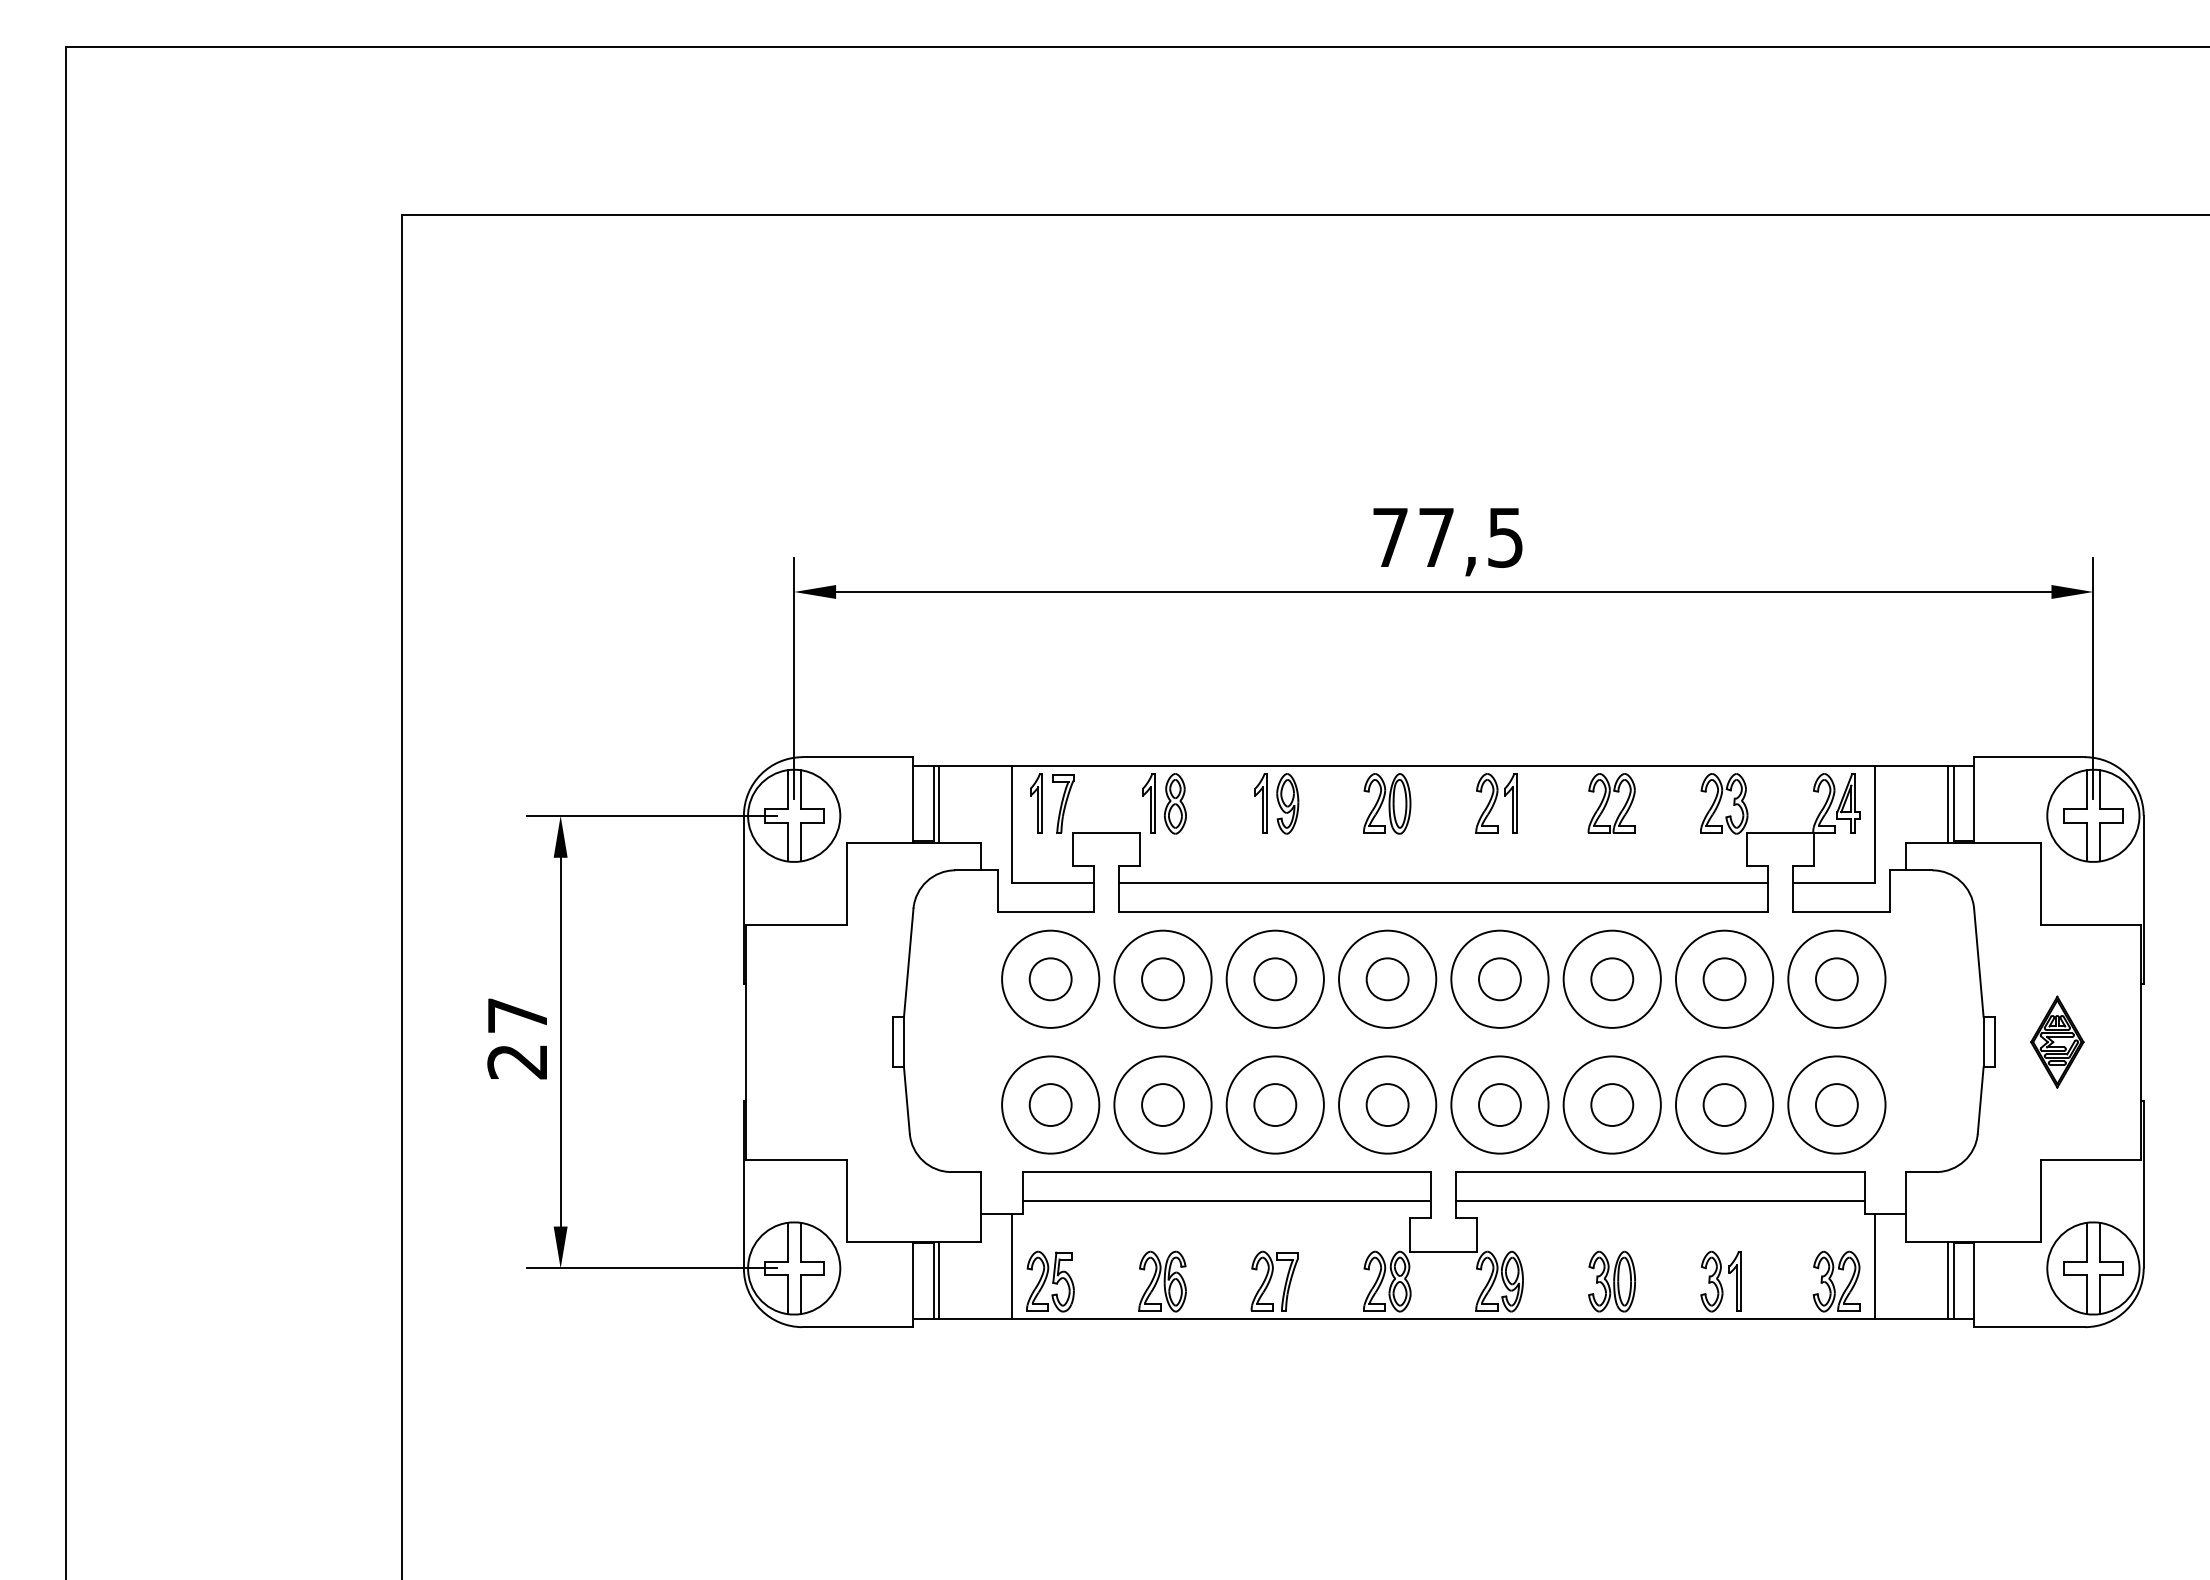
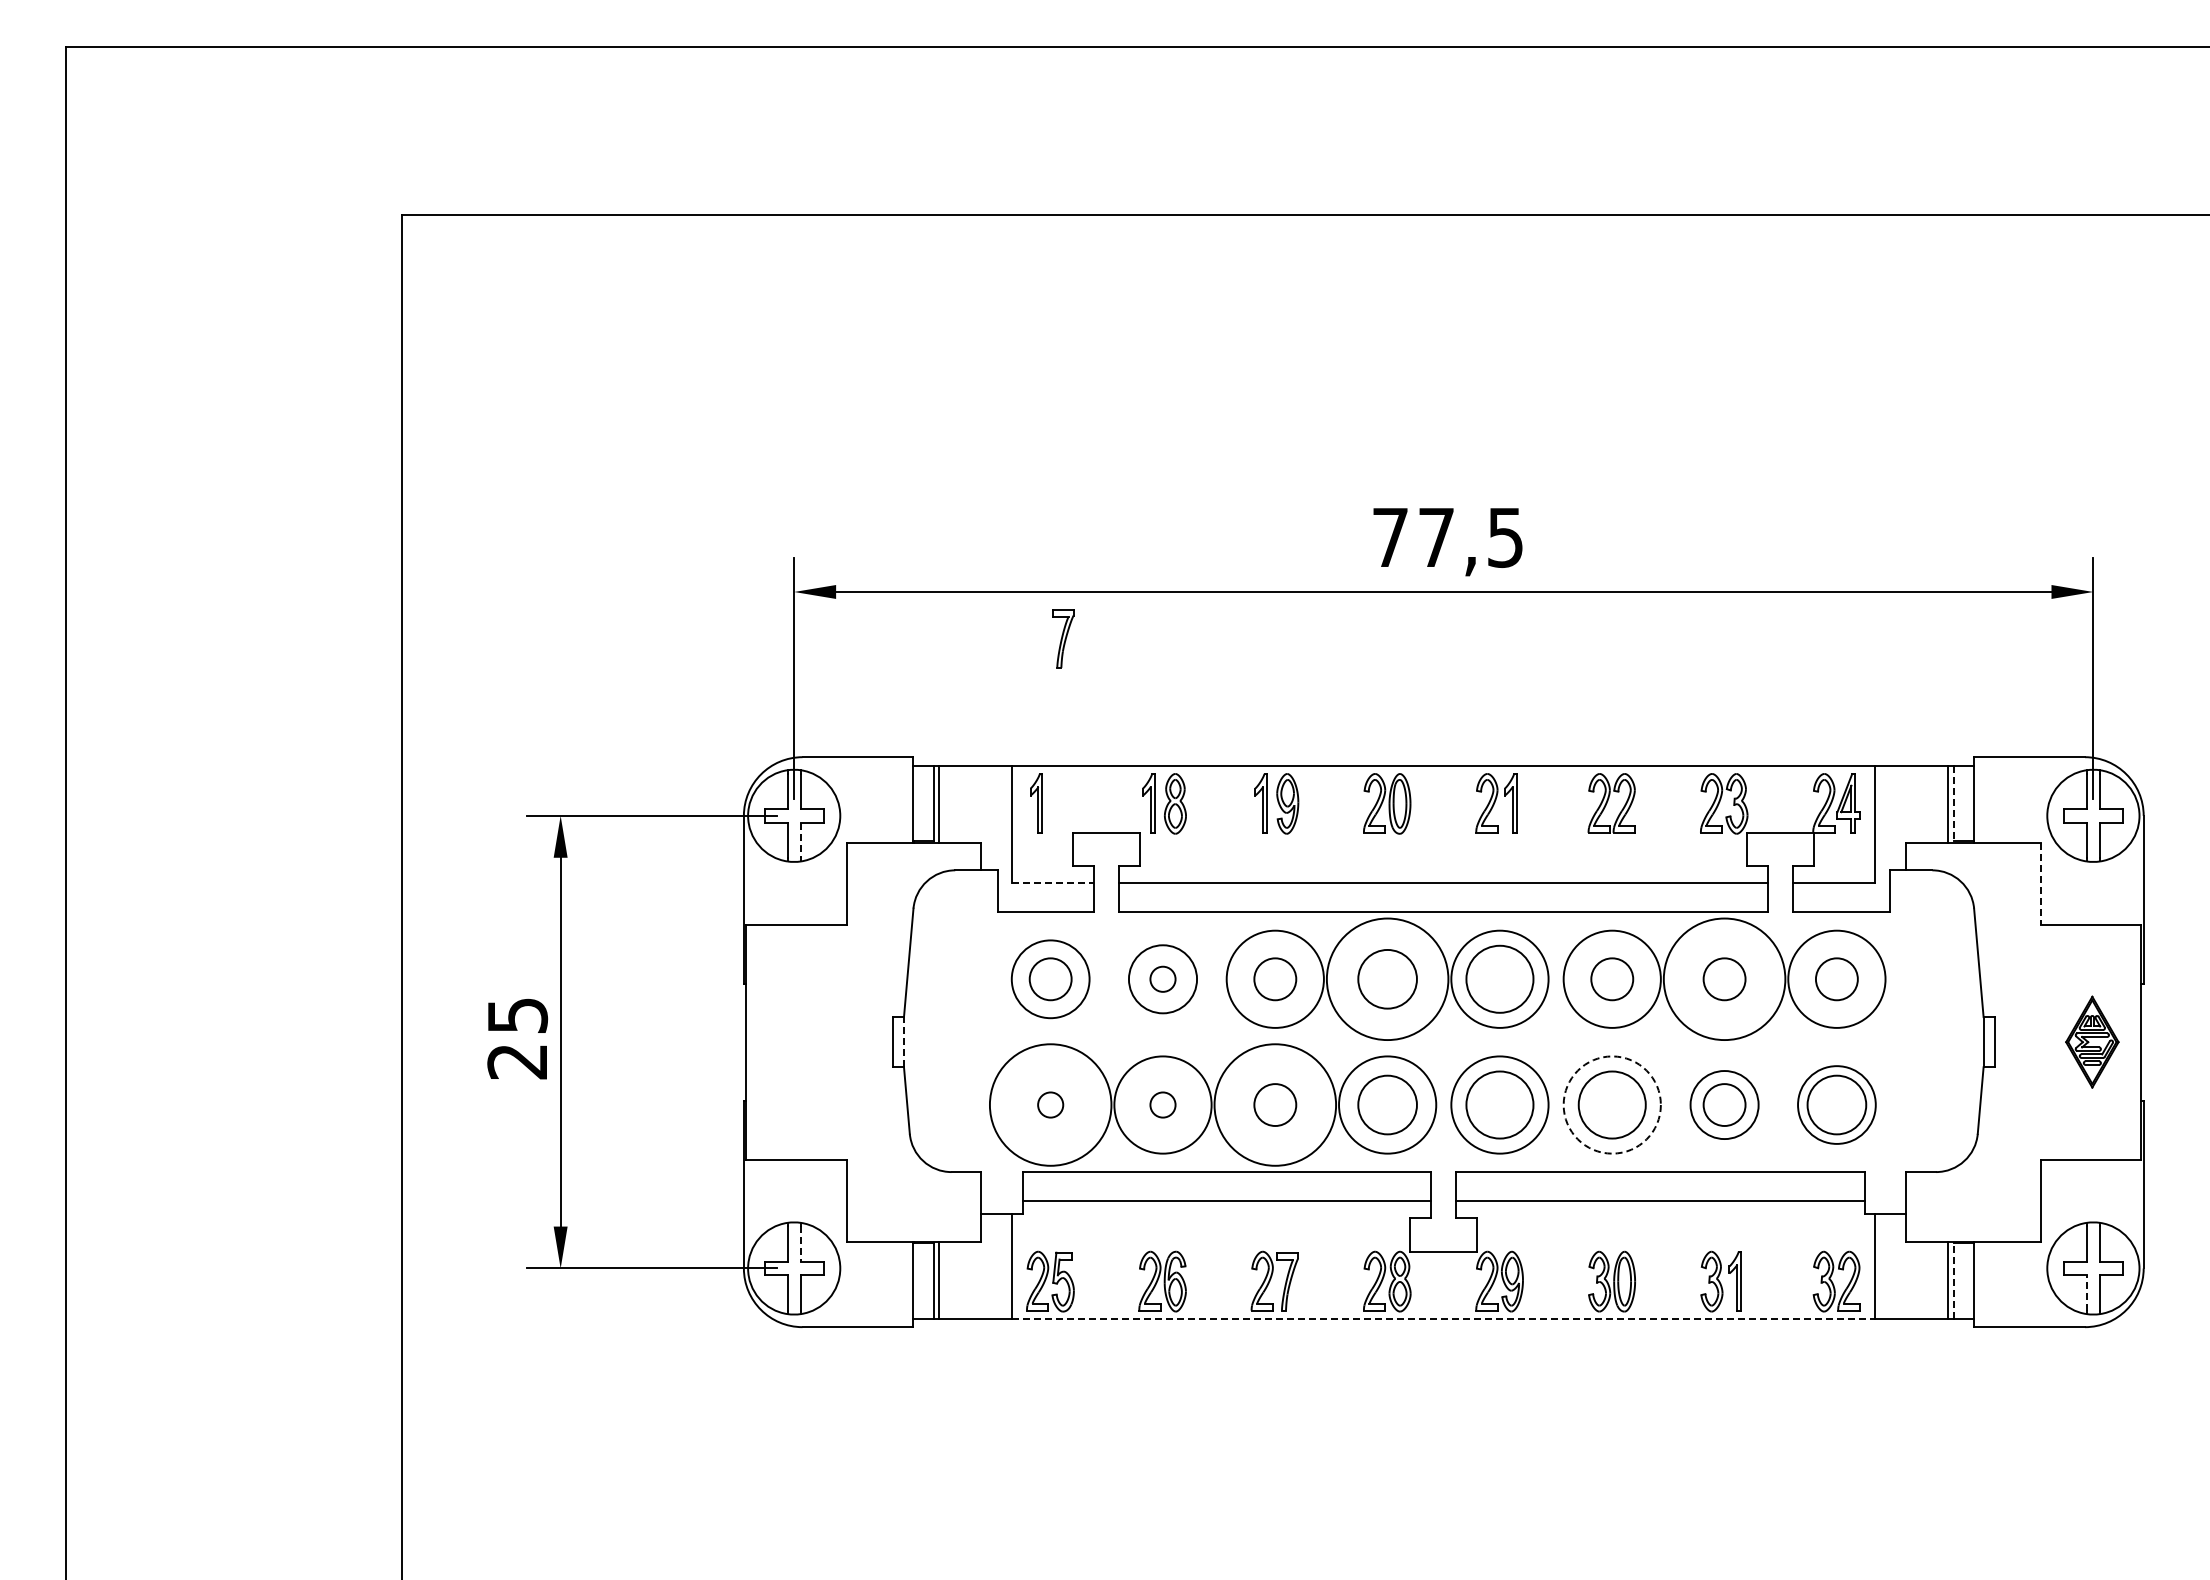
part position: (1063, 803) -> (1063, 638) (1063, 638)
line: solid -> dashed (1953, 803)
line: solid -> dashed (800, 840)
line: solid -> dashed (1053, 882)
line: solid -> dashed (2040, 884)
circle diameter: 97 px -> 78 px (1050, 979)
circle diameter: 97 px -> 68 px (1162, 979)
circle diameter: 97 px -> 122 px (1387, 979)
circle diameter: 97 px -> 122 px (1724, 979)
circle diameter: 42 px -> 25 px (1162, 978)
circle diameter: 42 px -> 59 px (1387, 978)
circle diameter: 42 px -> 67 px (1499, 978)
text: 27 -> 25 (518, 1015)
line: solid -> dashed (904, 1041)
part position: (2057, 1041) -> (2092, 1041) (2092, 1041)
circle diameter: 42 px -> 25 px (1050, 1104)
circle diameter: 97 px -> 122 px (1050, 1104)
circle diameter: 42 px -> 25 px (1162, 1104)
circle diameter: 97 px -> 122 px (1275, 1104)
circle diameter: 42 px -> 59 px (1387, 1104)
circle diameter: 42 px -> 67 px (1499, 1104)
circle: solid -> dashed (1611, 1104)
circle diameter: 42 px -> 67 px (1611, 1104)
circle diameter: 97 px -> 68 px (1724, 1105)
circle diameter: 42 px -> 59 px (1836, 1104)
circle diameter: 97 px -> 78 px (1836, 1104)
line: solid -> dashed (800, 1244)
line: solid -> dashed (1953, 1281)
line: solid -> dashed (2086, 1292)
line: solid -> dashed (1443, 1318)
